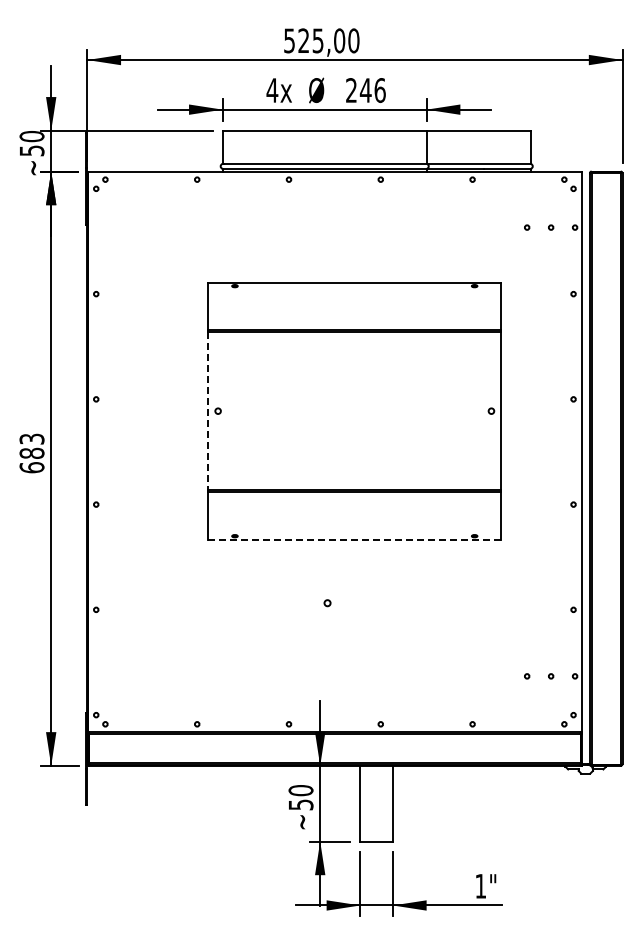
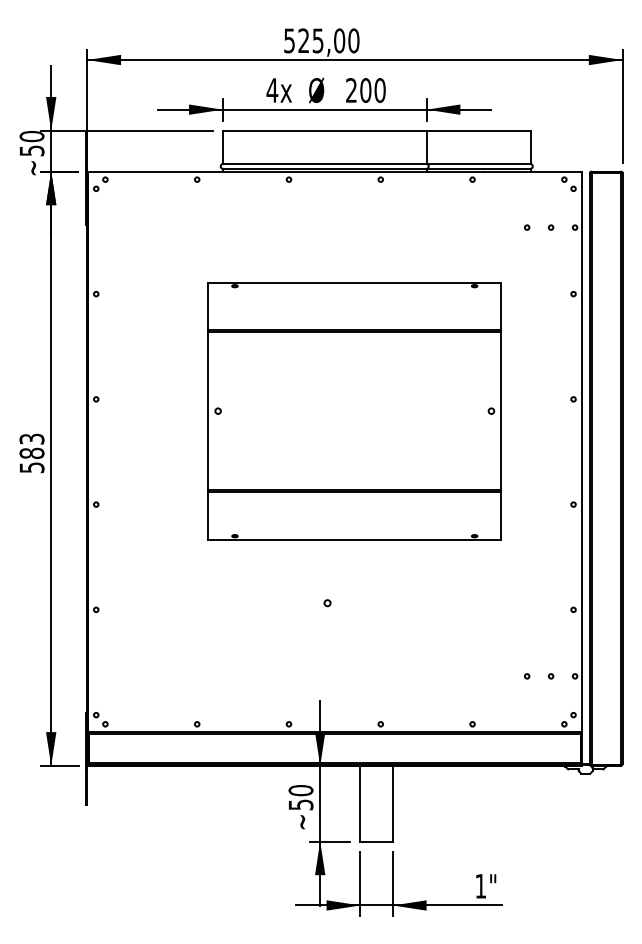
text: 246 -> 200 (372, 90)
line: dashed -> solid (208, 411)
text: 683 -> 583 (31, 467)
line: dashed -> solid (355, 539)
